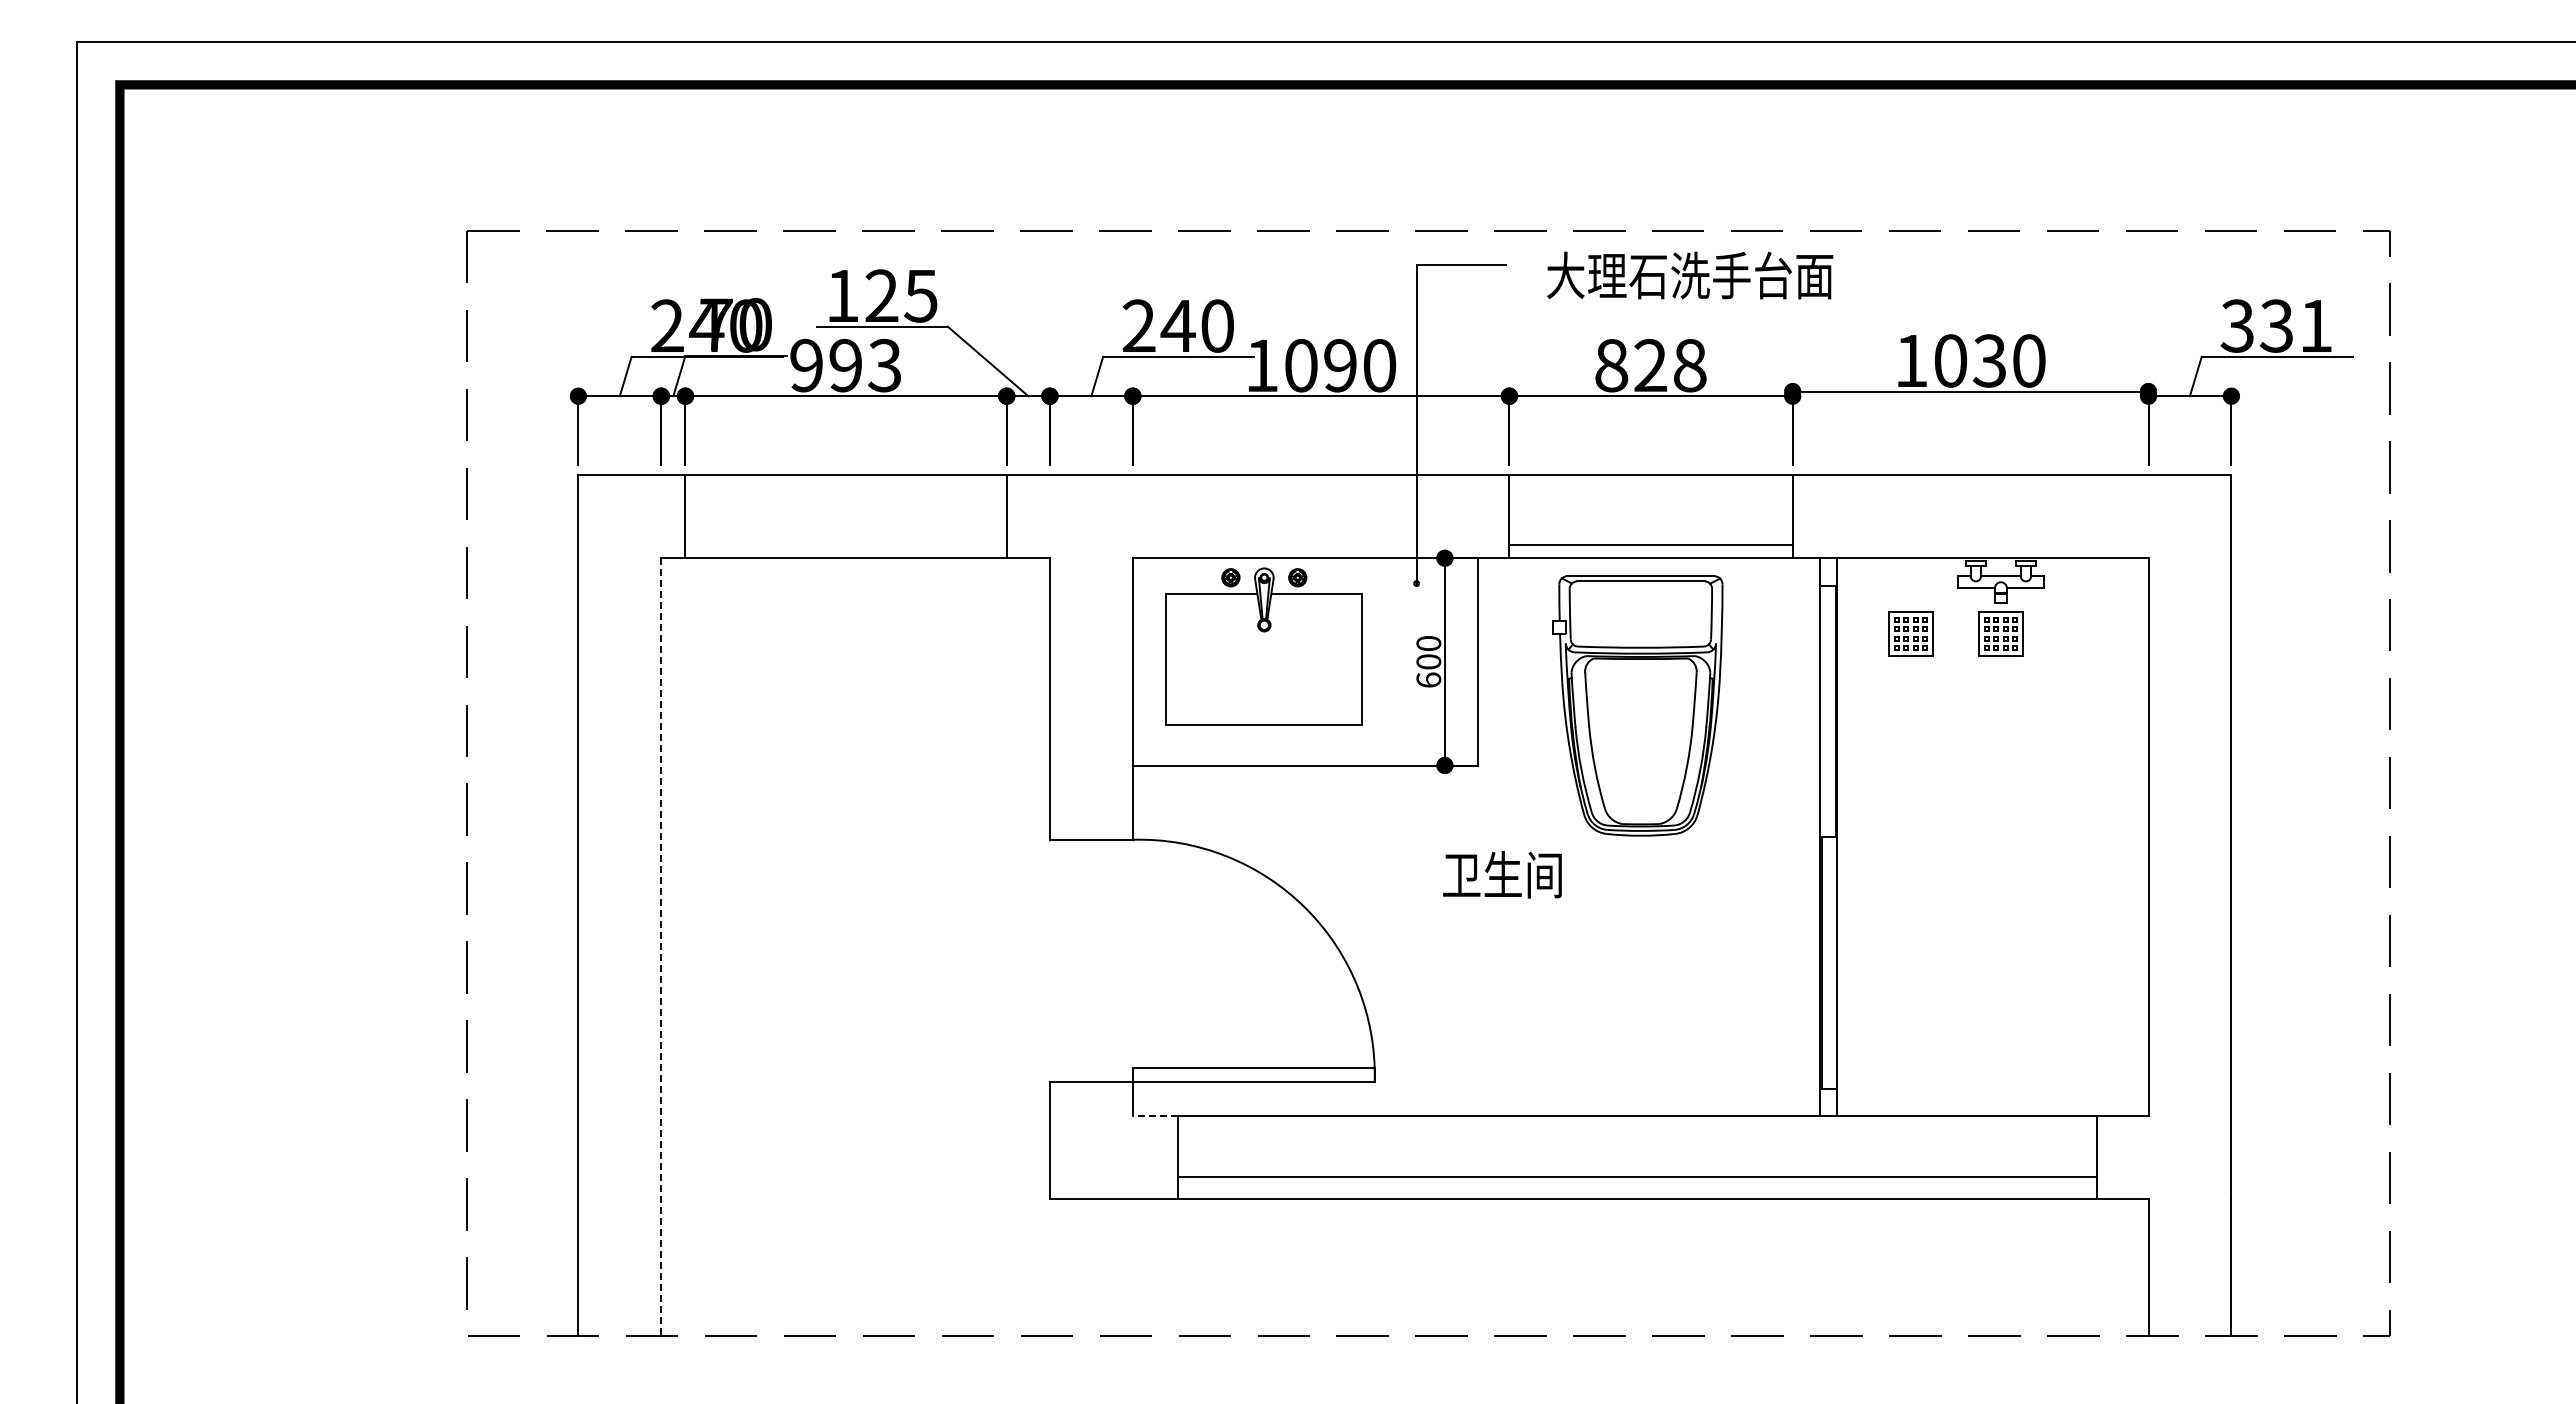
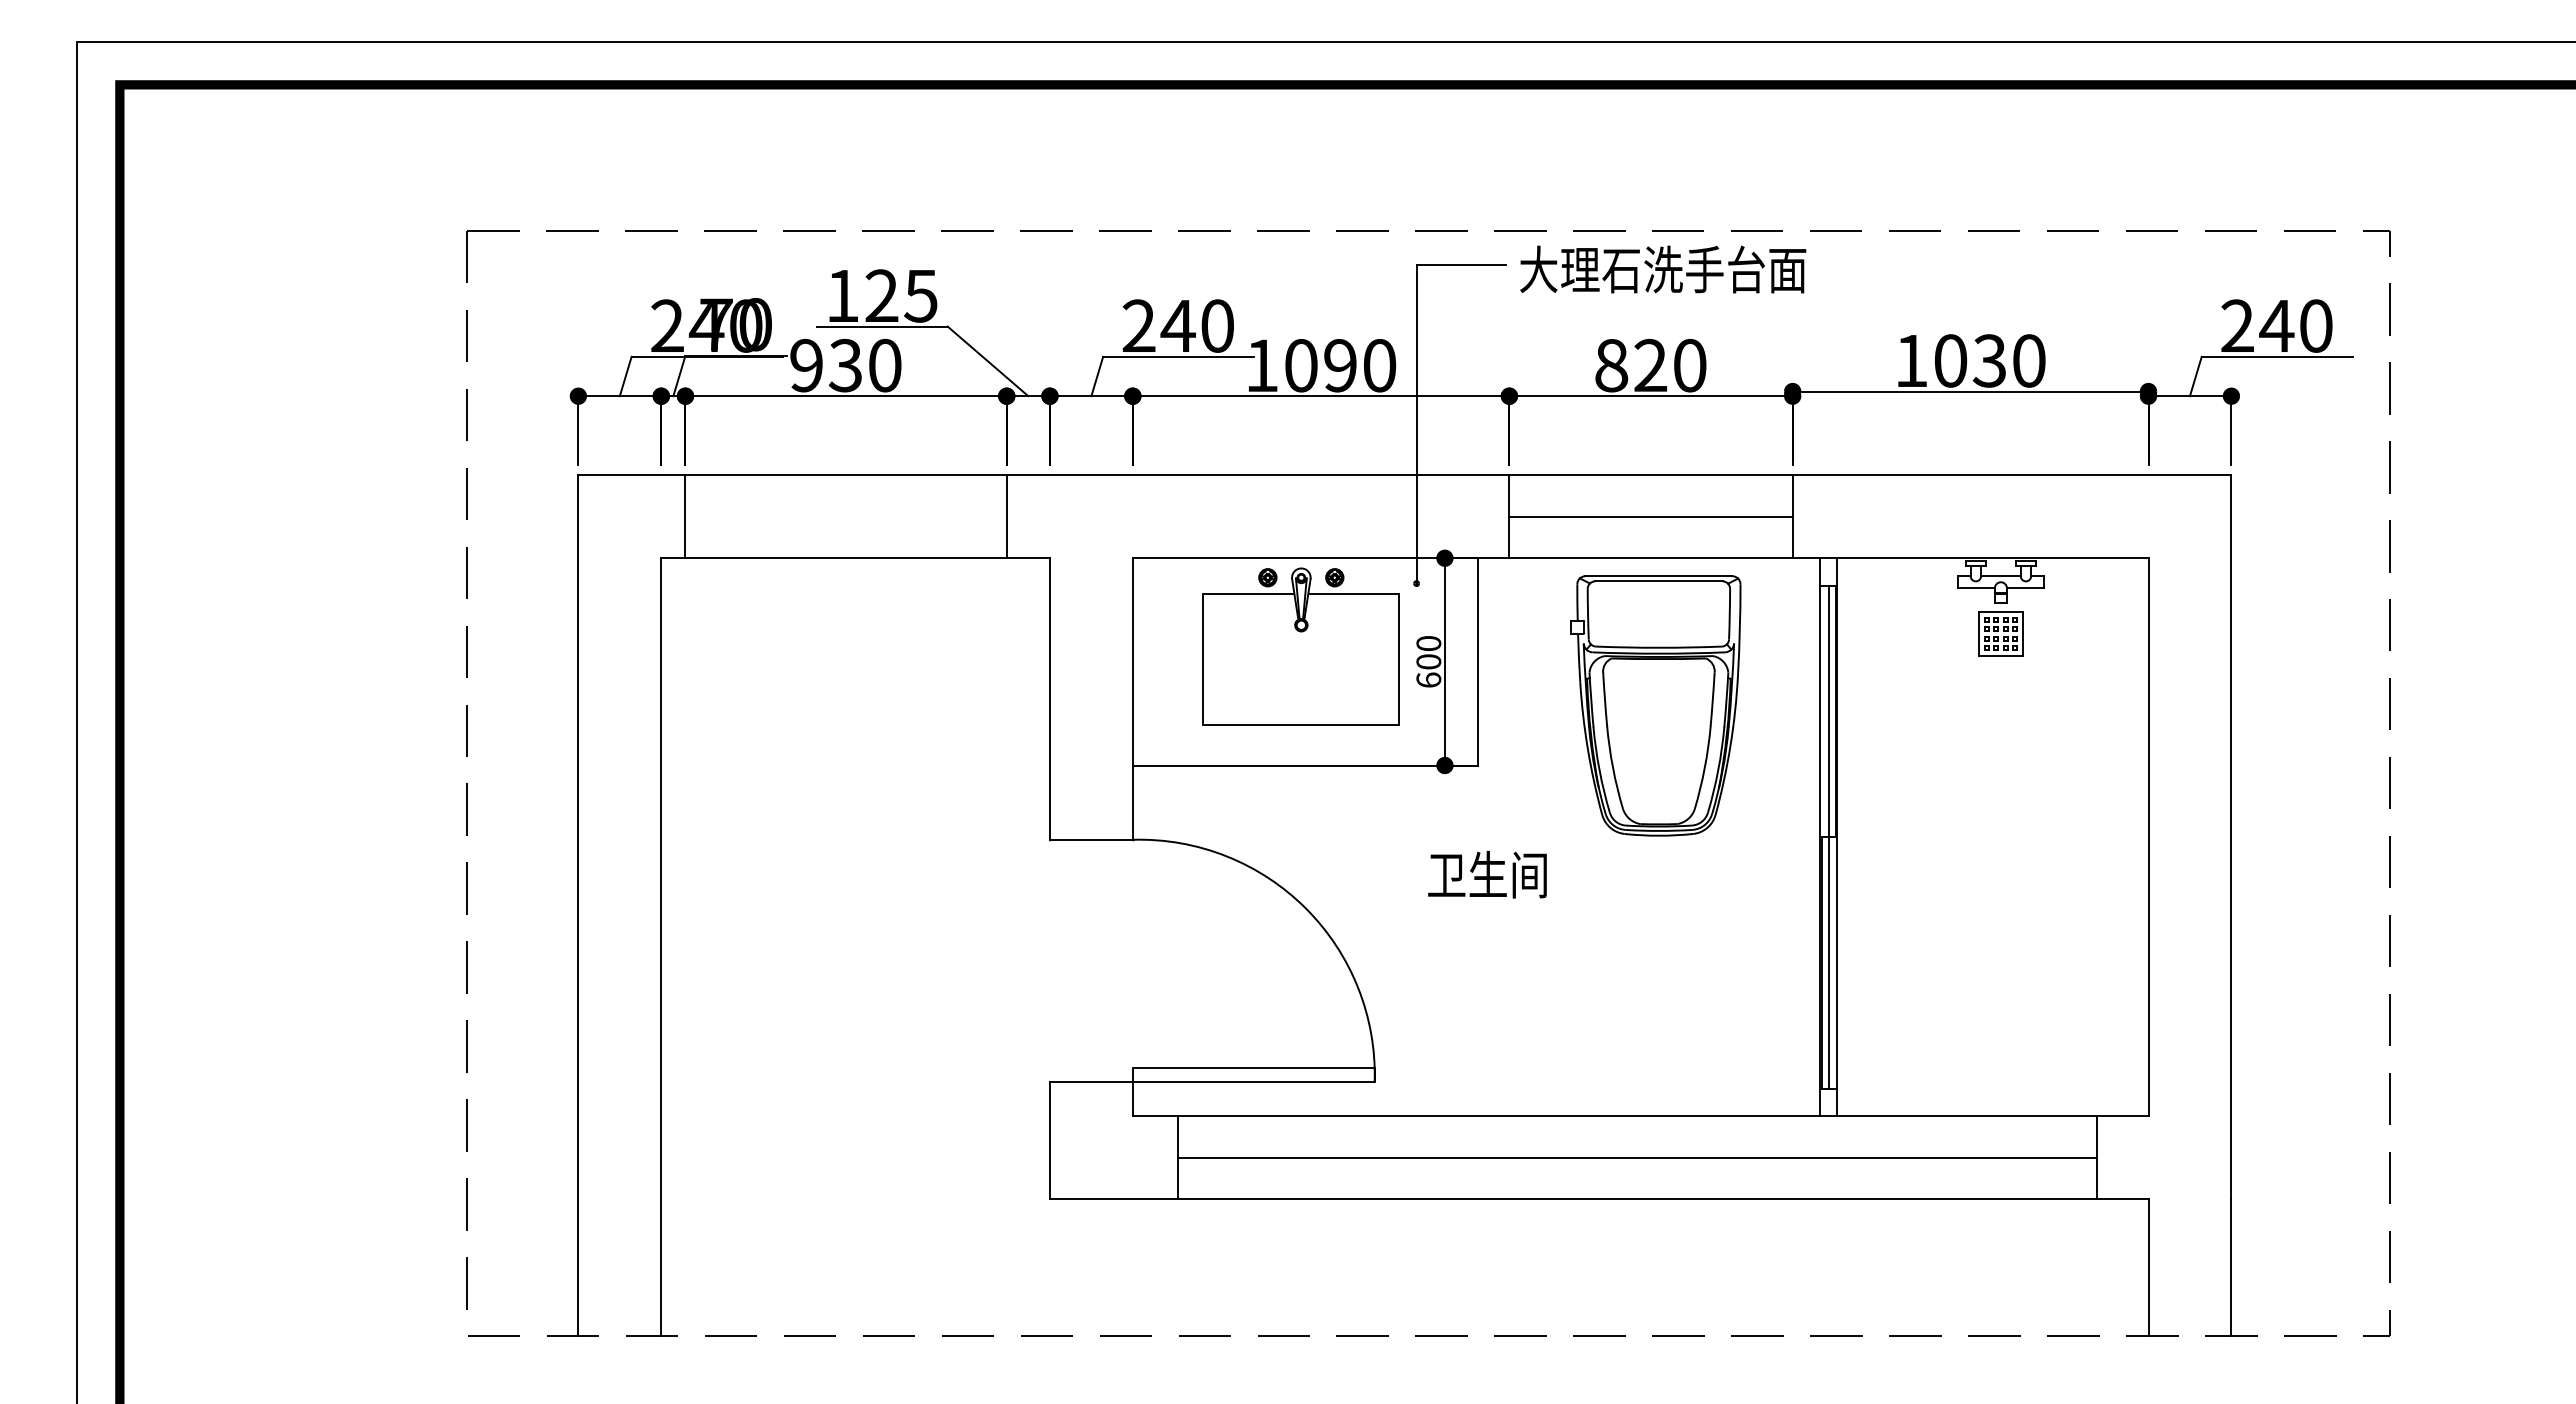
text position: (1690, 275) -> (1663, 269) (1663, 269)
text: 331 -> 240 (2276, 325)
text: 993 -> 930 (864, 365)
text: 828 -> 820 (1690, 365)
line position: (1650, 544) -> (1650, 516) (1650, 516)
part: present -> none (1910, 633)
part position: (1263, 646) -> (1300, 646) (1300, 646)
part position: (1637, 705) -> (1655, 705) (1655, 705)
line: none -> present (1828, 836)
text position: (1502, 874) -> (1487, 874) (1487, 874)
line: dashed -> solid (661, 947)
line: dashed -> solid (1154, 1116)
line position: (1636, 1176) -> (1636, 1157) (1636, 1157)
